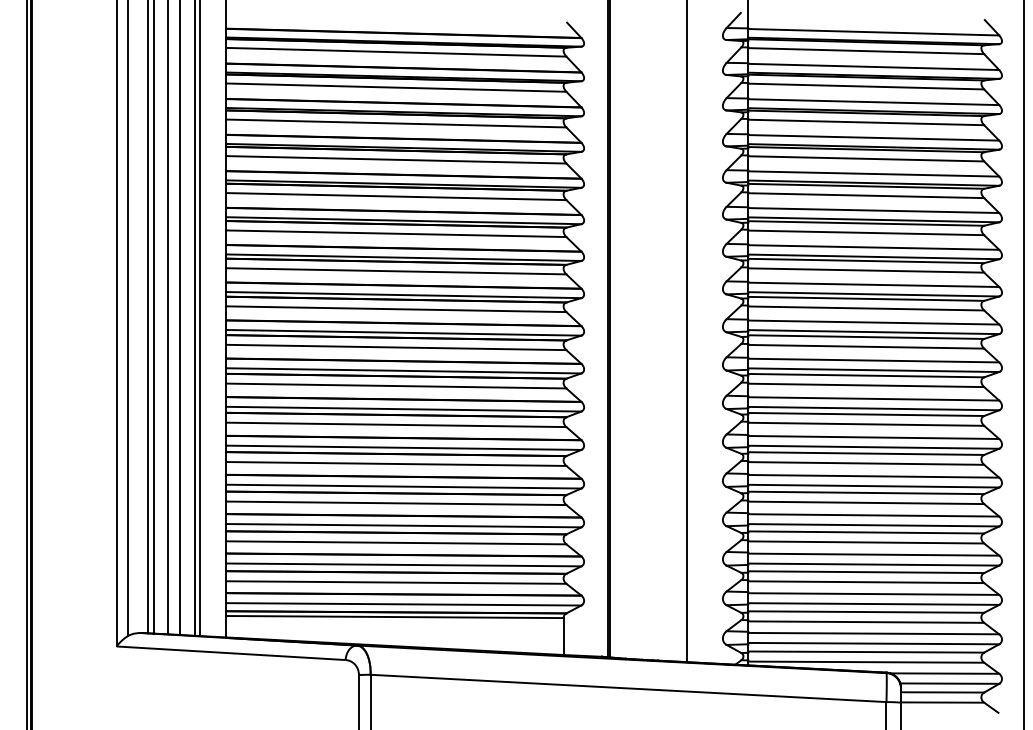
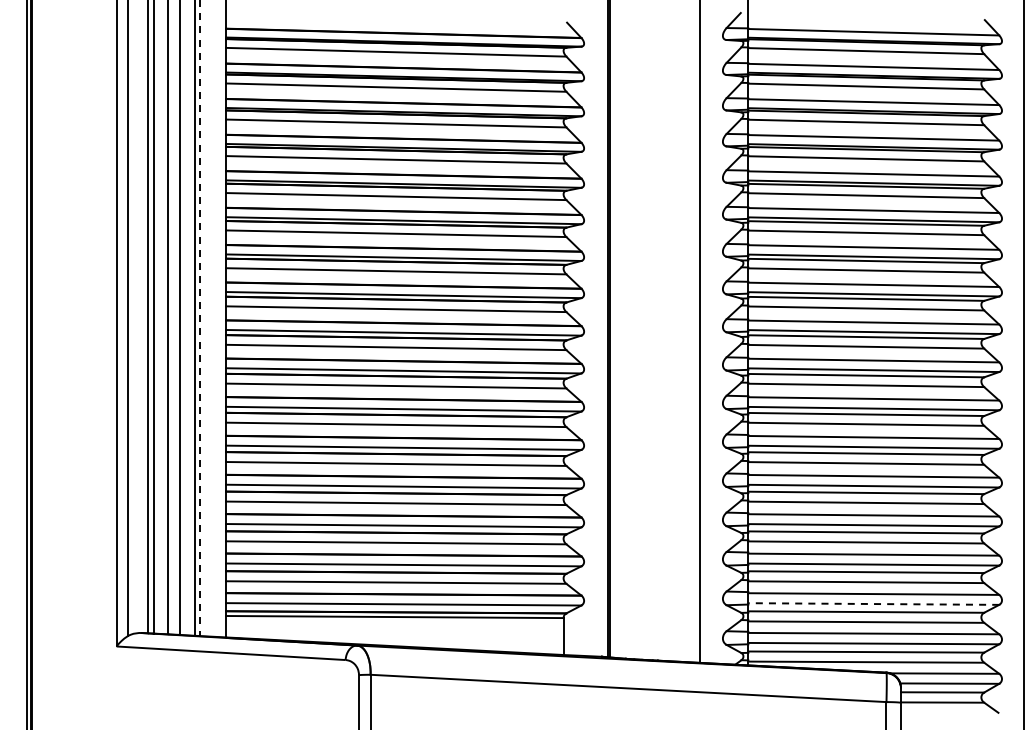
line: solid -> dashed (200, 318)
line position: (686, 332) -> (699, 332) (699, 332)
line: solid -> dashed (873, 604)
